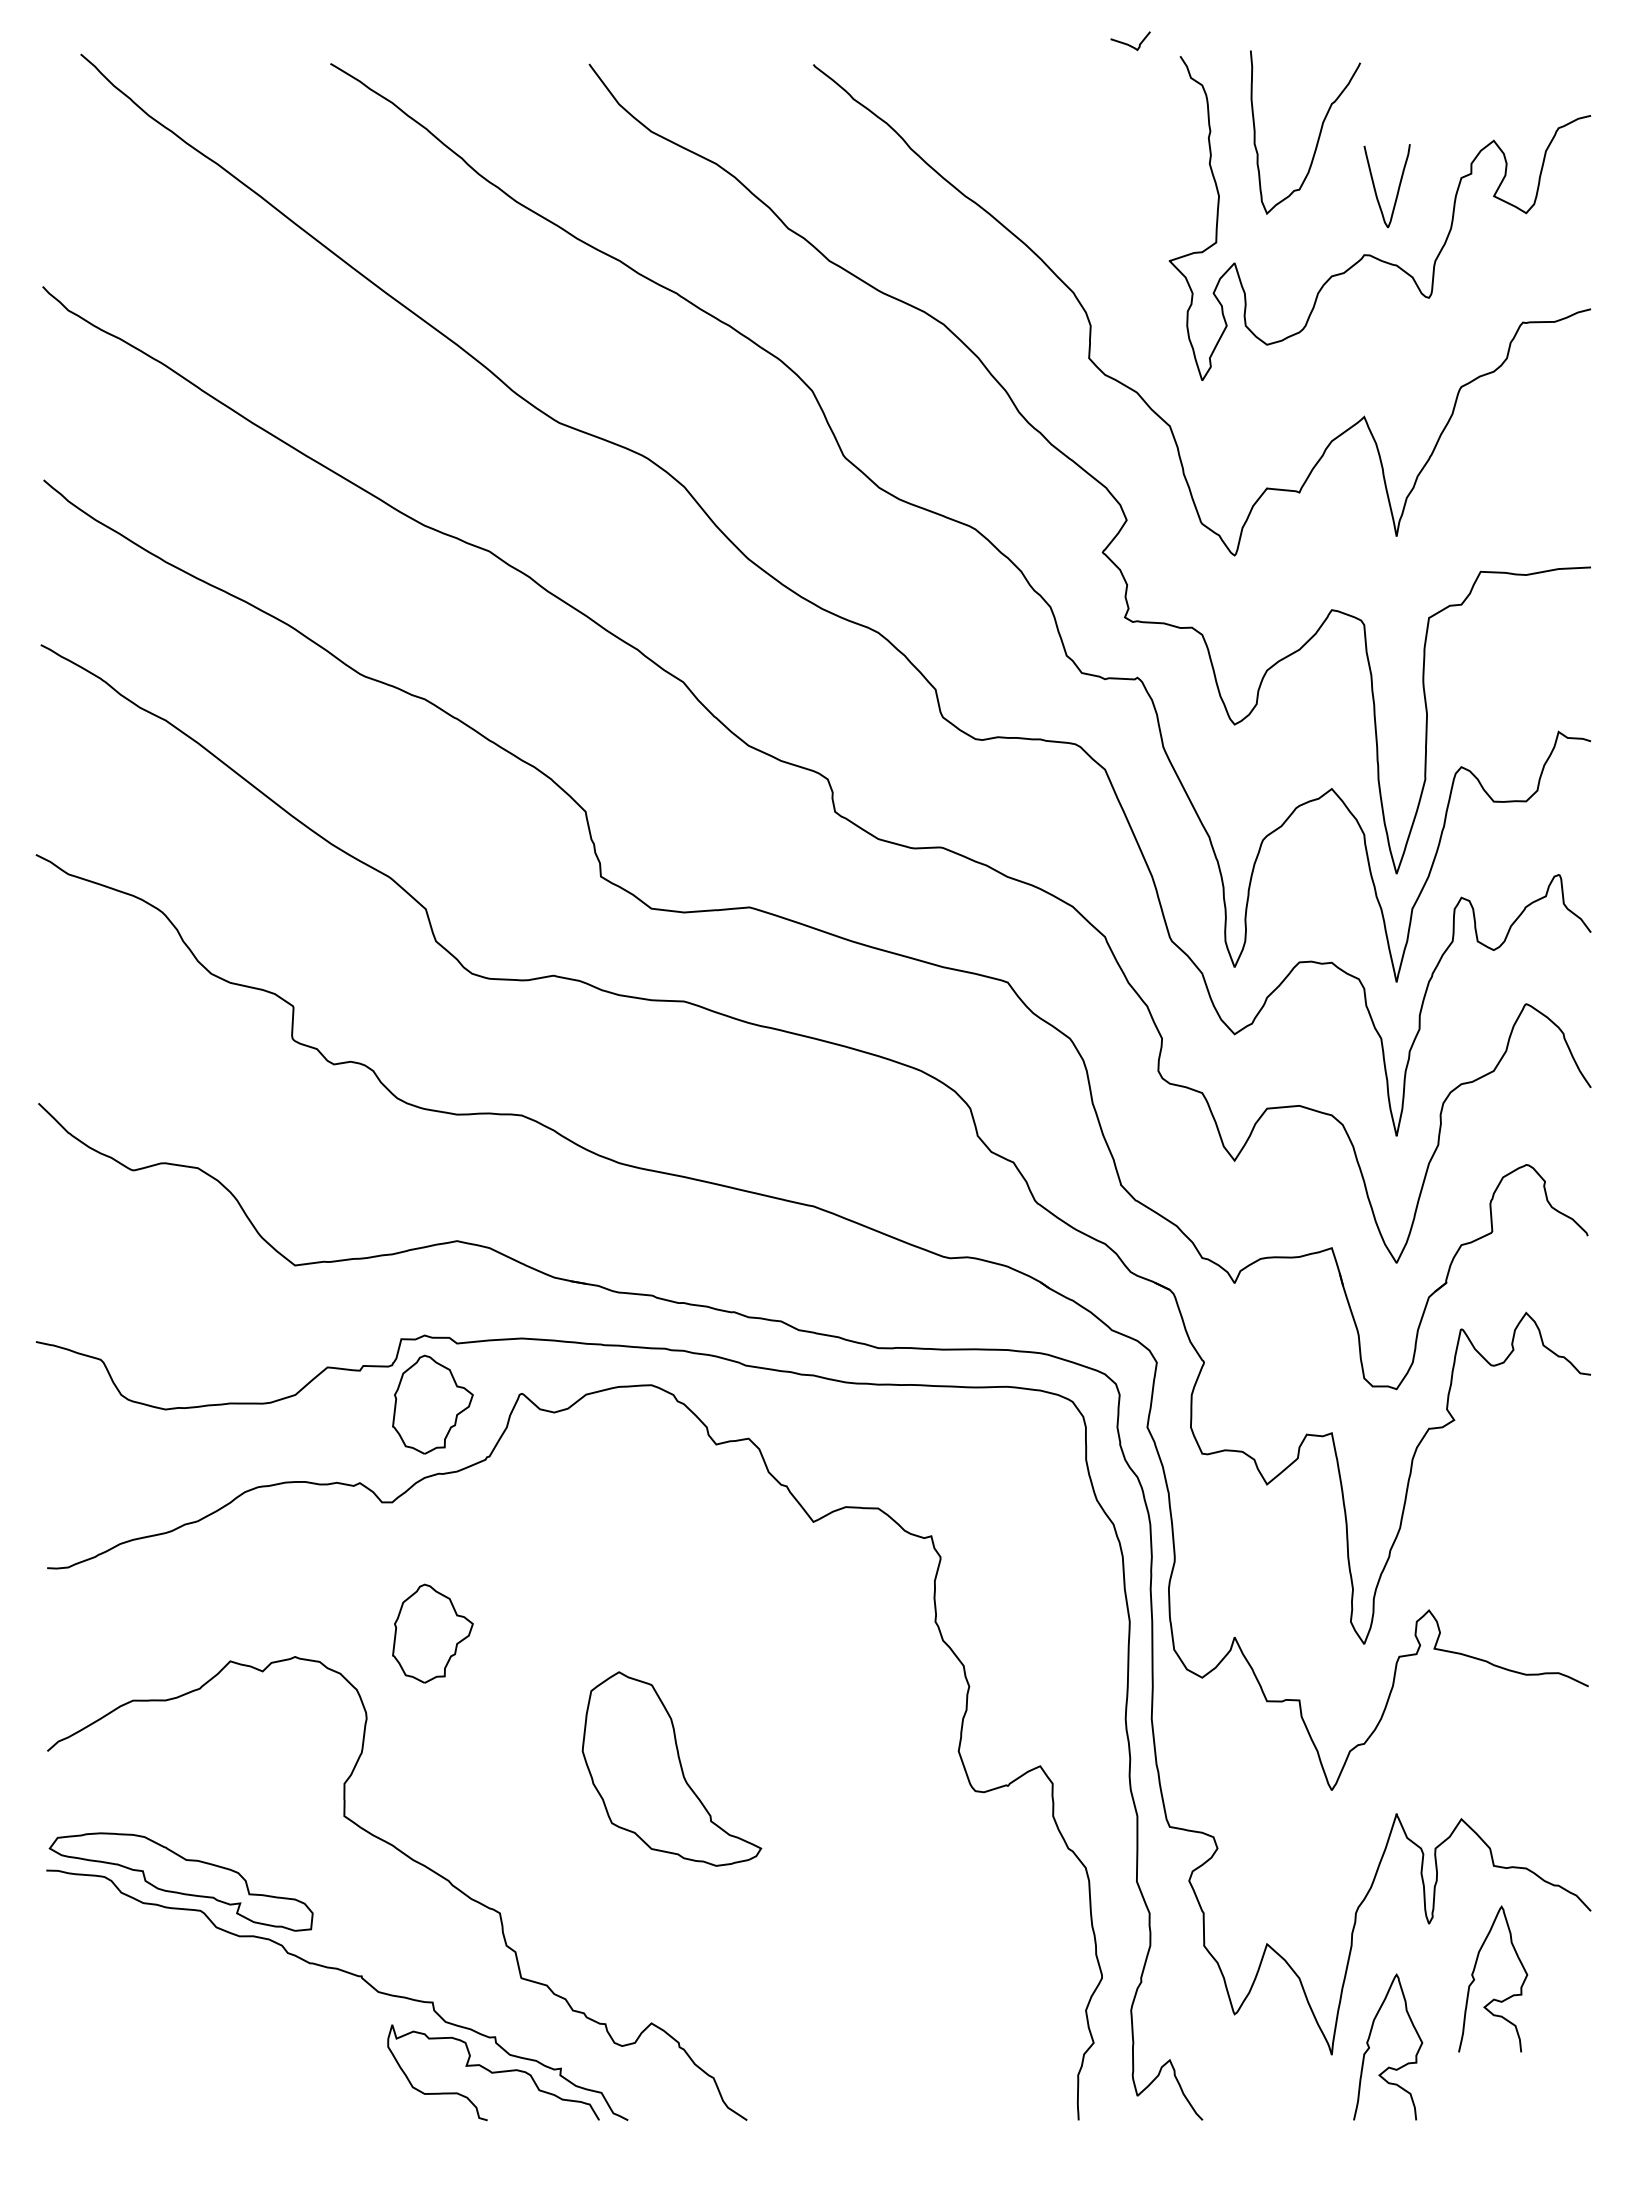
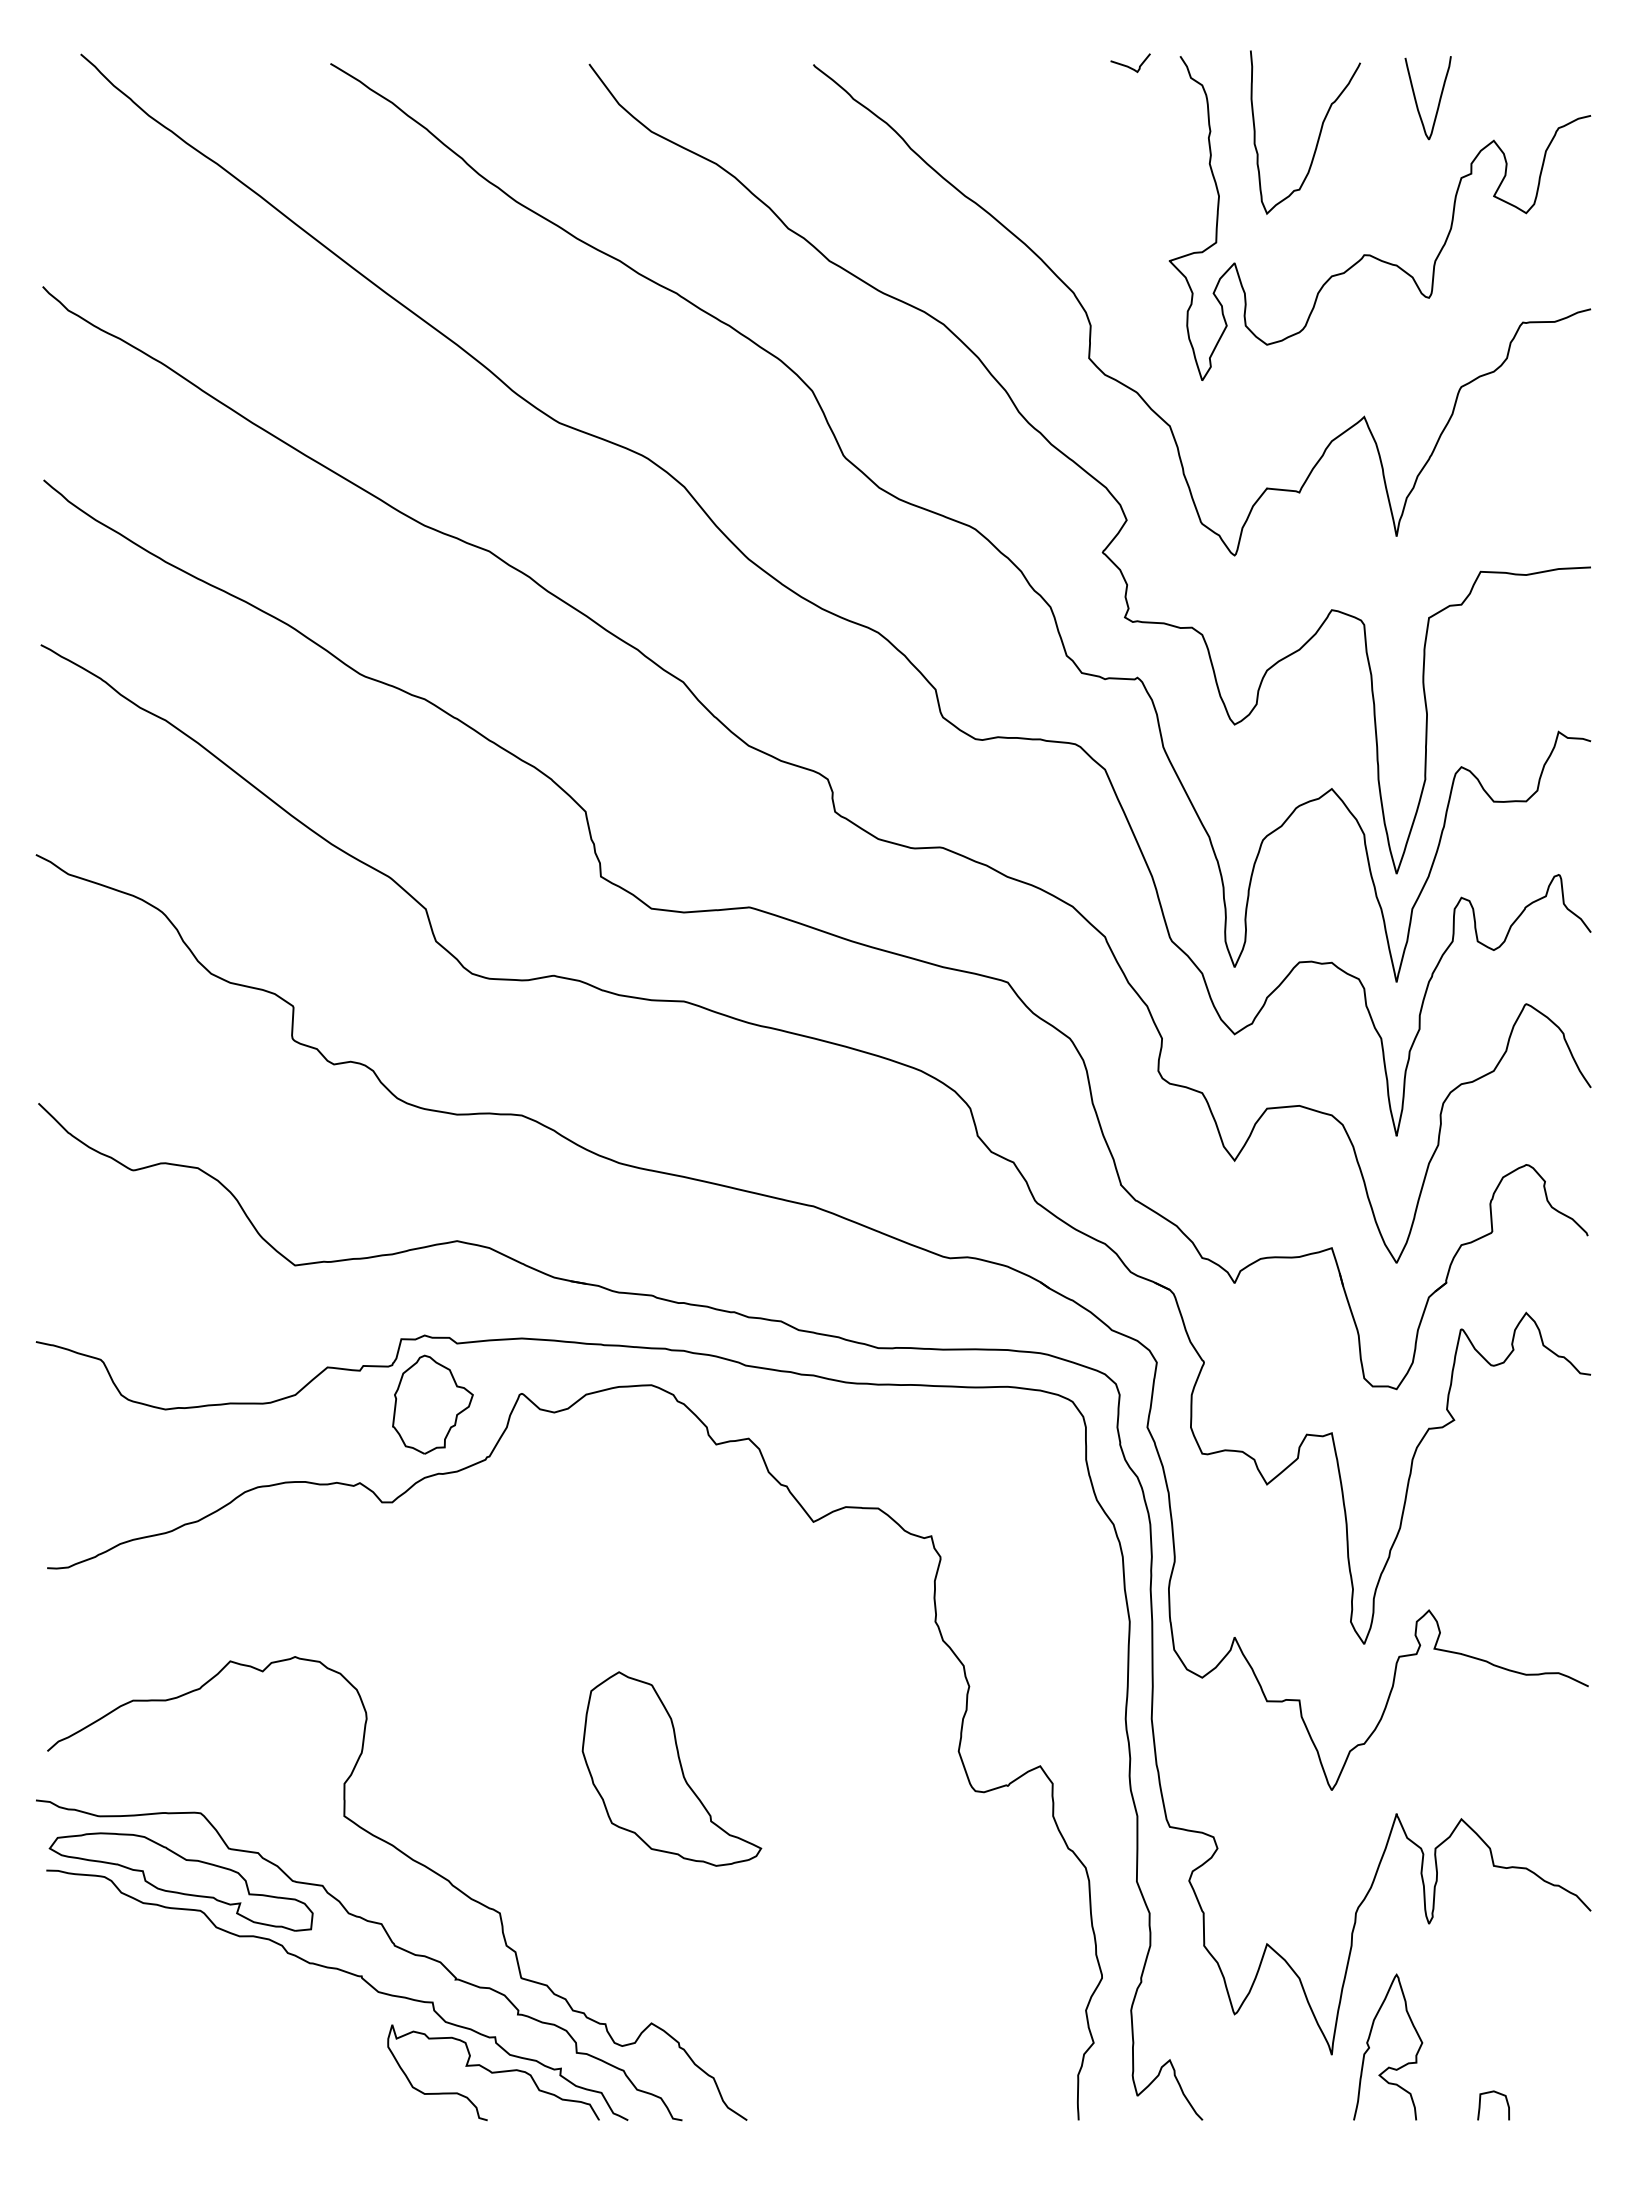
curve position: (1129, 44) -> (1129, 66) (1129, 66)
curve position: (1375, 187) -> (1416, 99) (1416, 99)
part: present -> none (432, 1633)
curve: none -> present (390, 1941)
curve: present -> none (1474, 1978)
curve: none -> present (1498, 2094)
